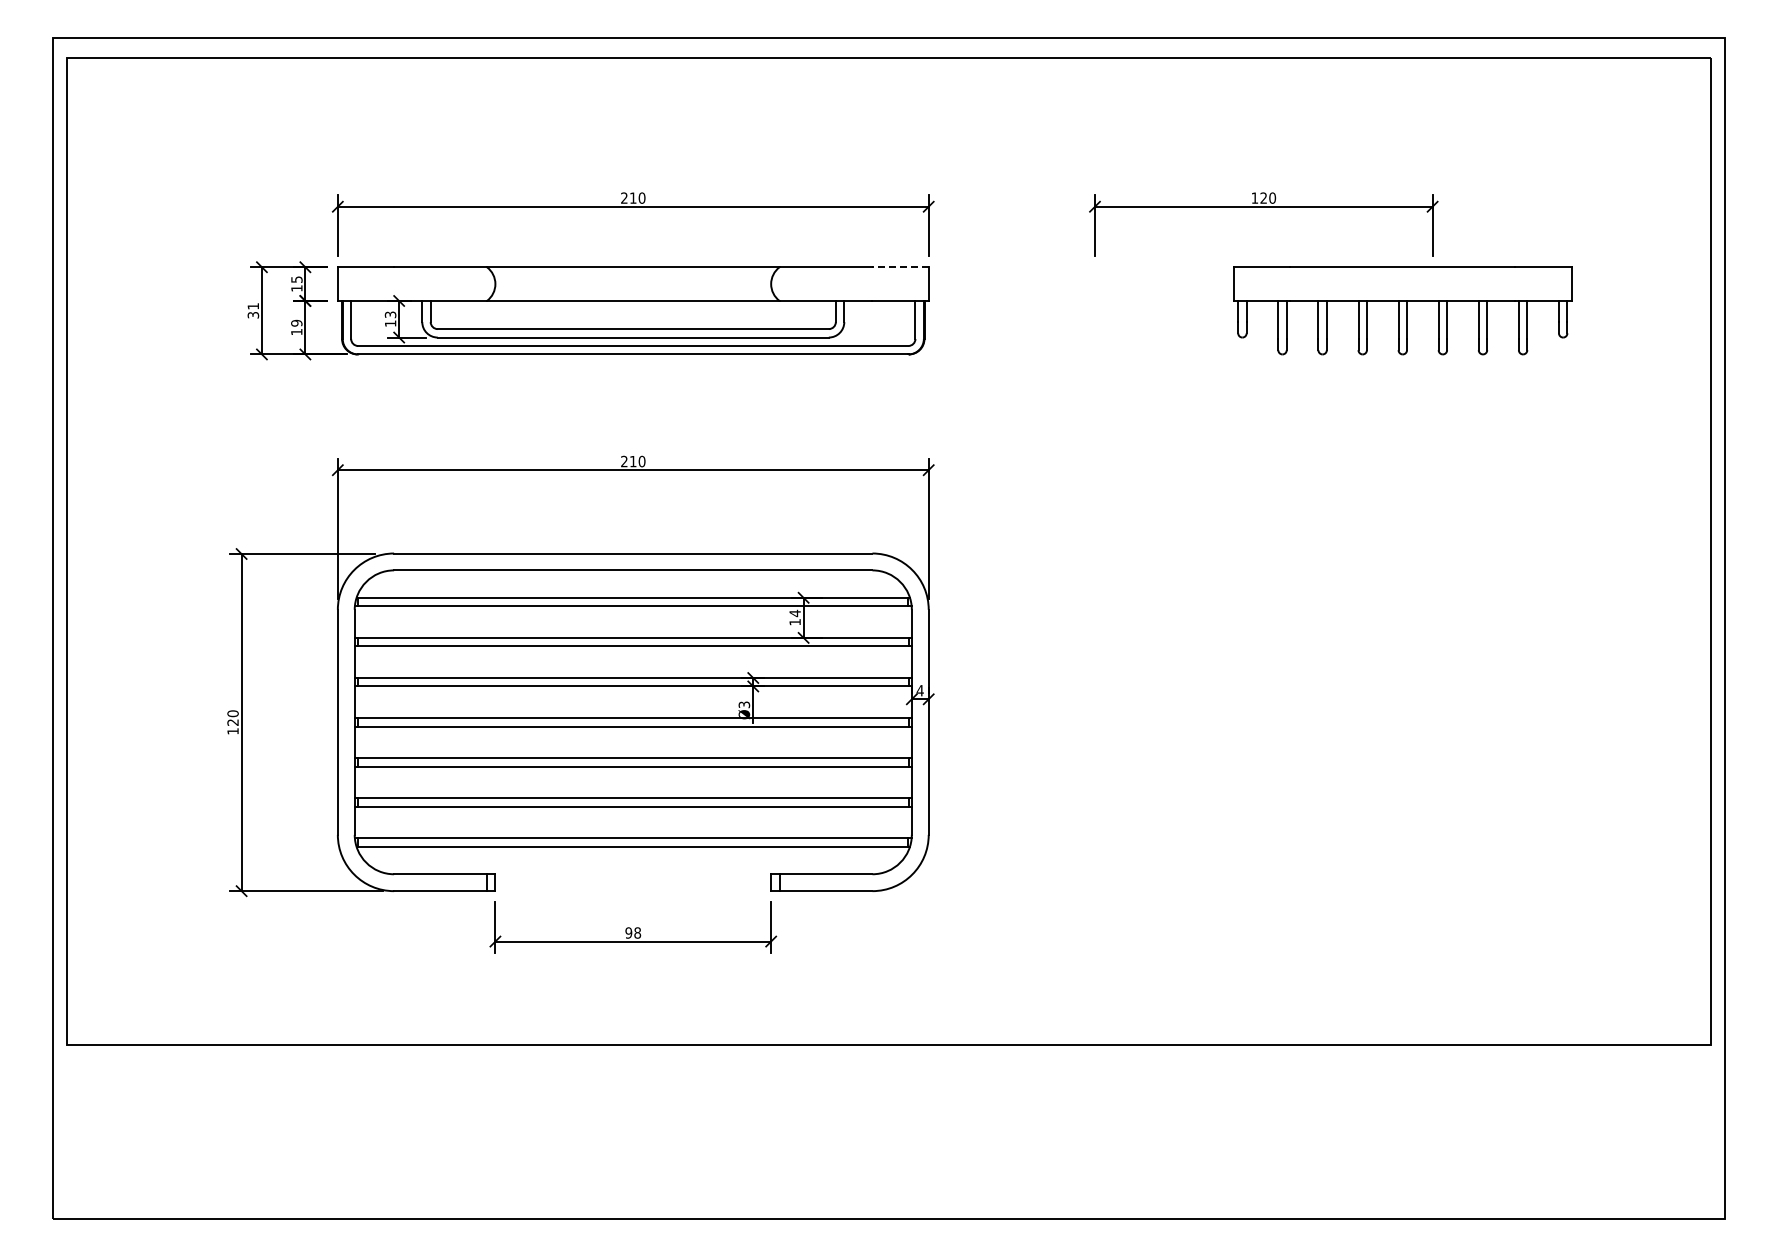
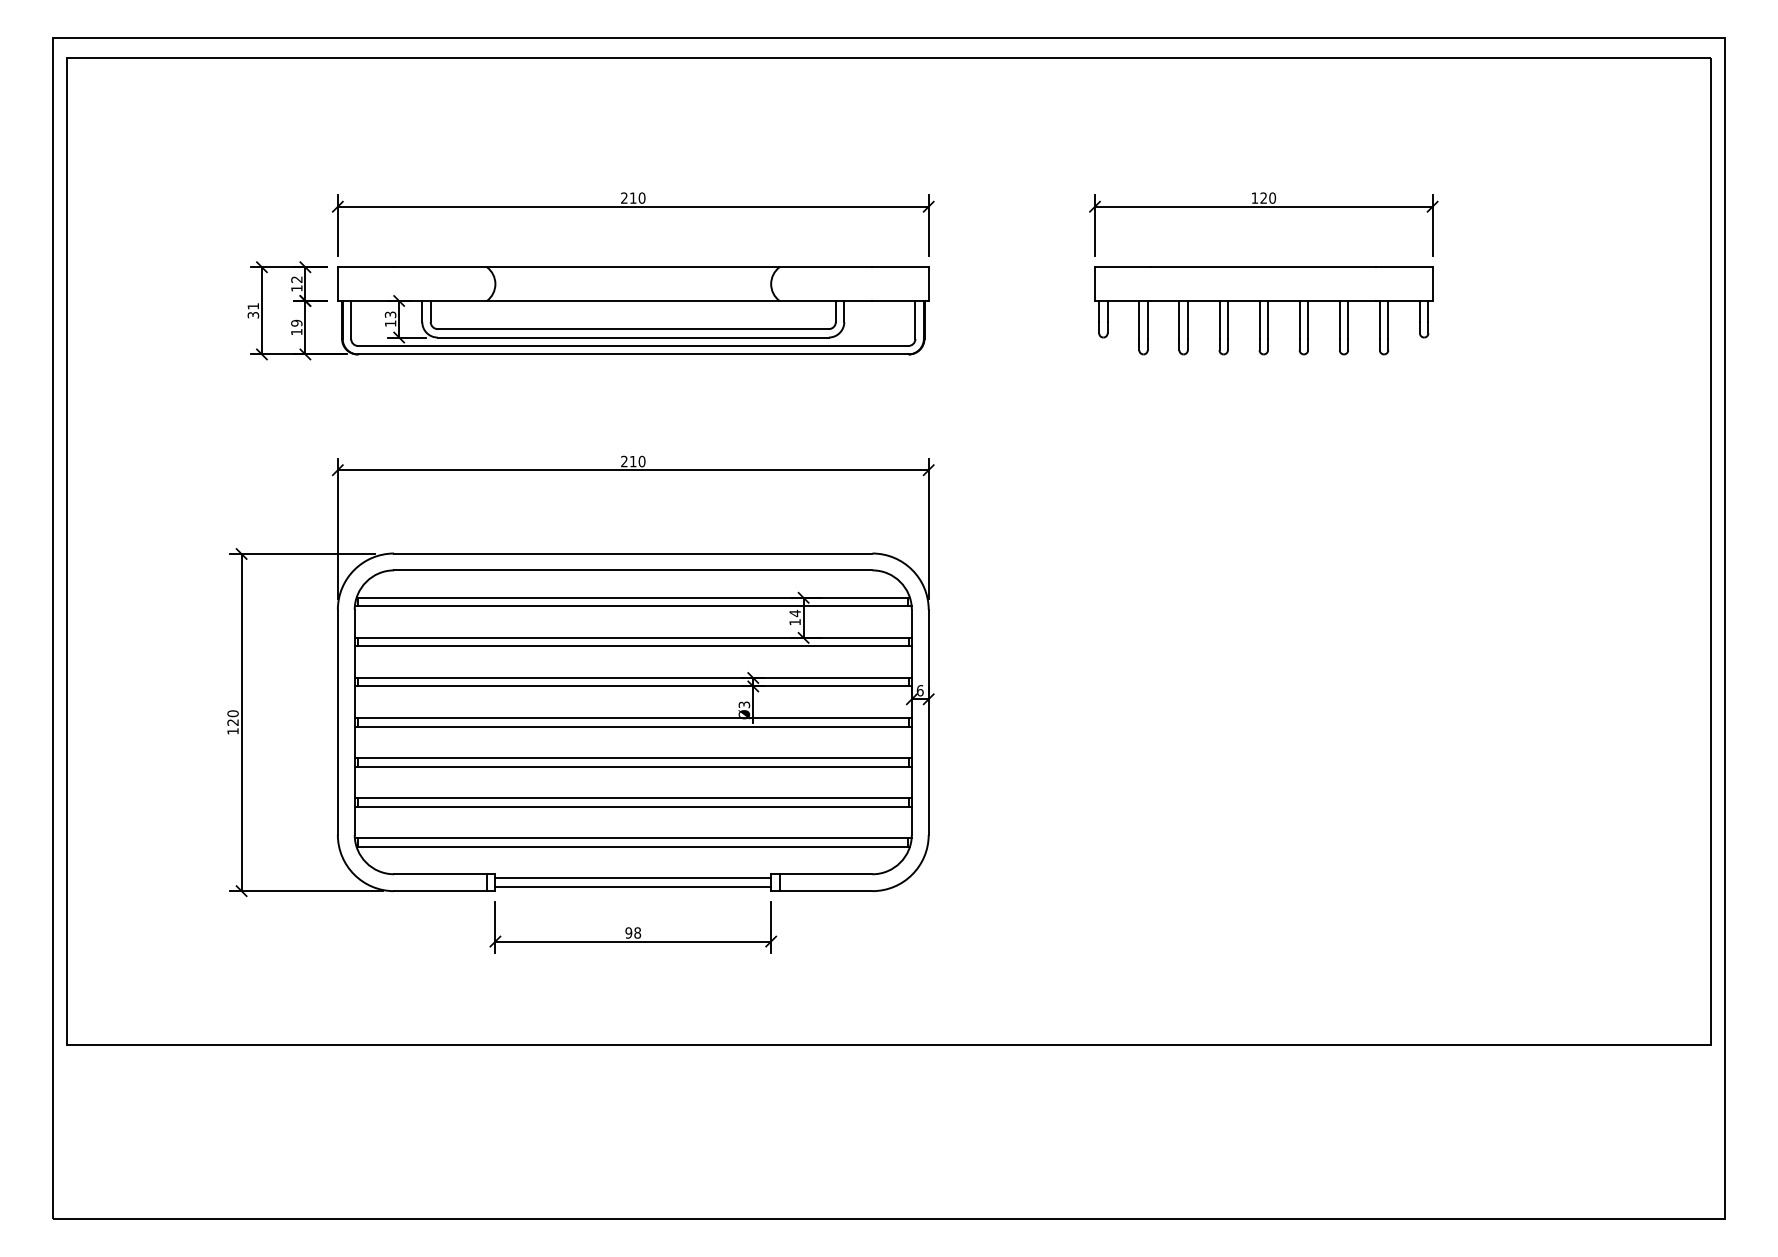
line: dashed -> solid (900, 267)
text: 15 -> 12 (296, 279)
part position: (1402, 310) -> (1263, 310) (1263, 310)
text: 4 -> 6 (919, 690)
line: none -> present (633, 878)
line: none -> present (633, 886)
